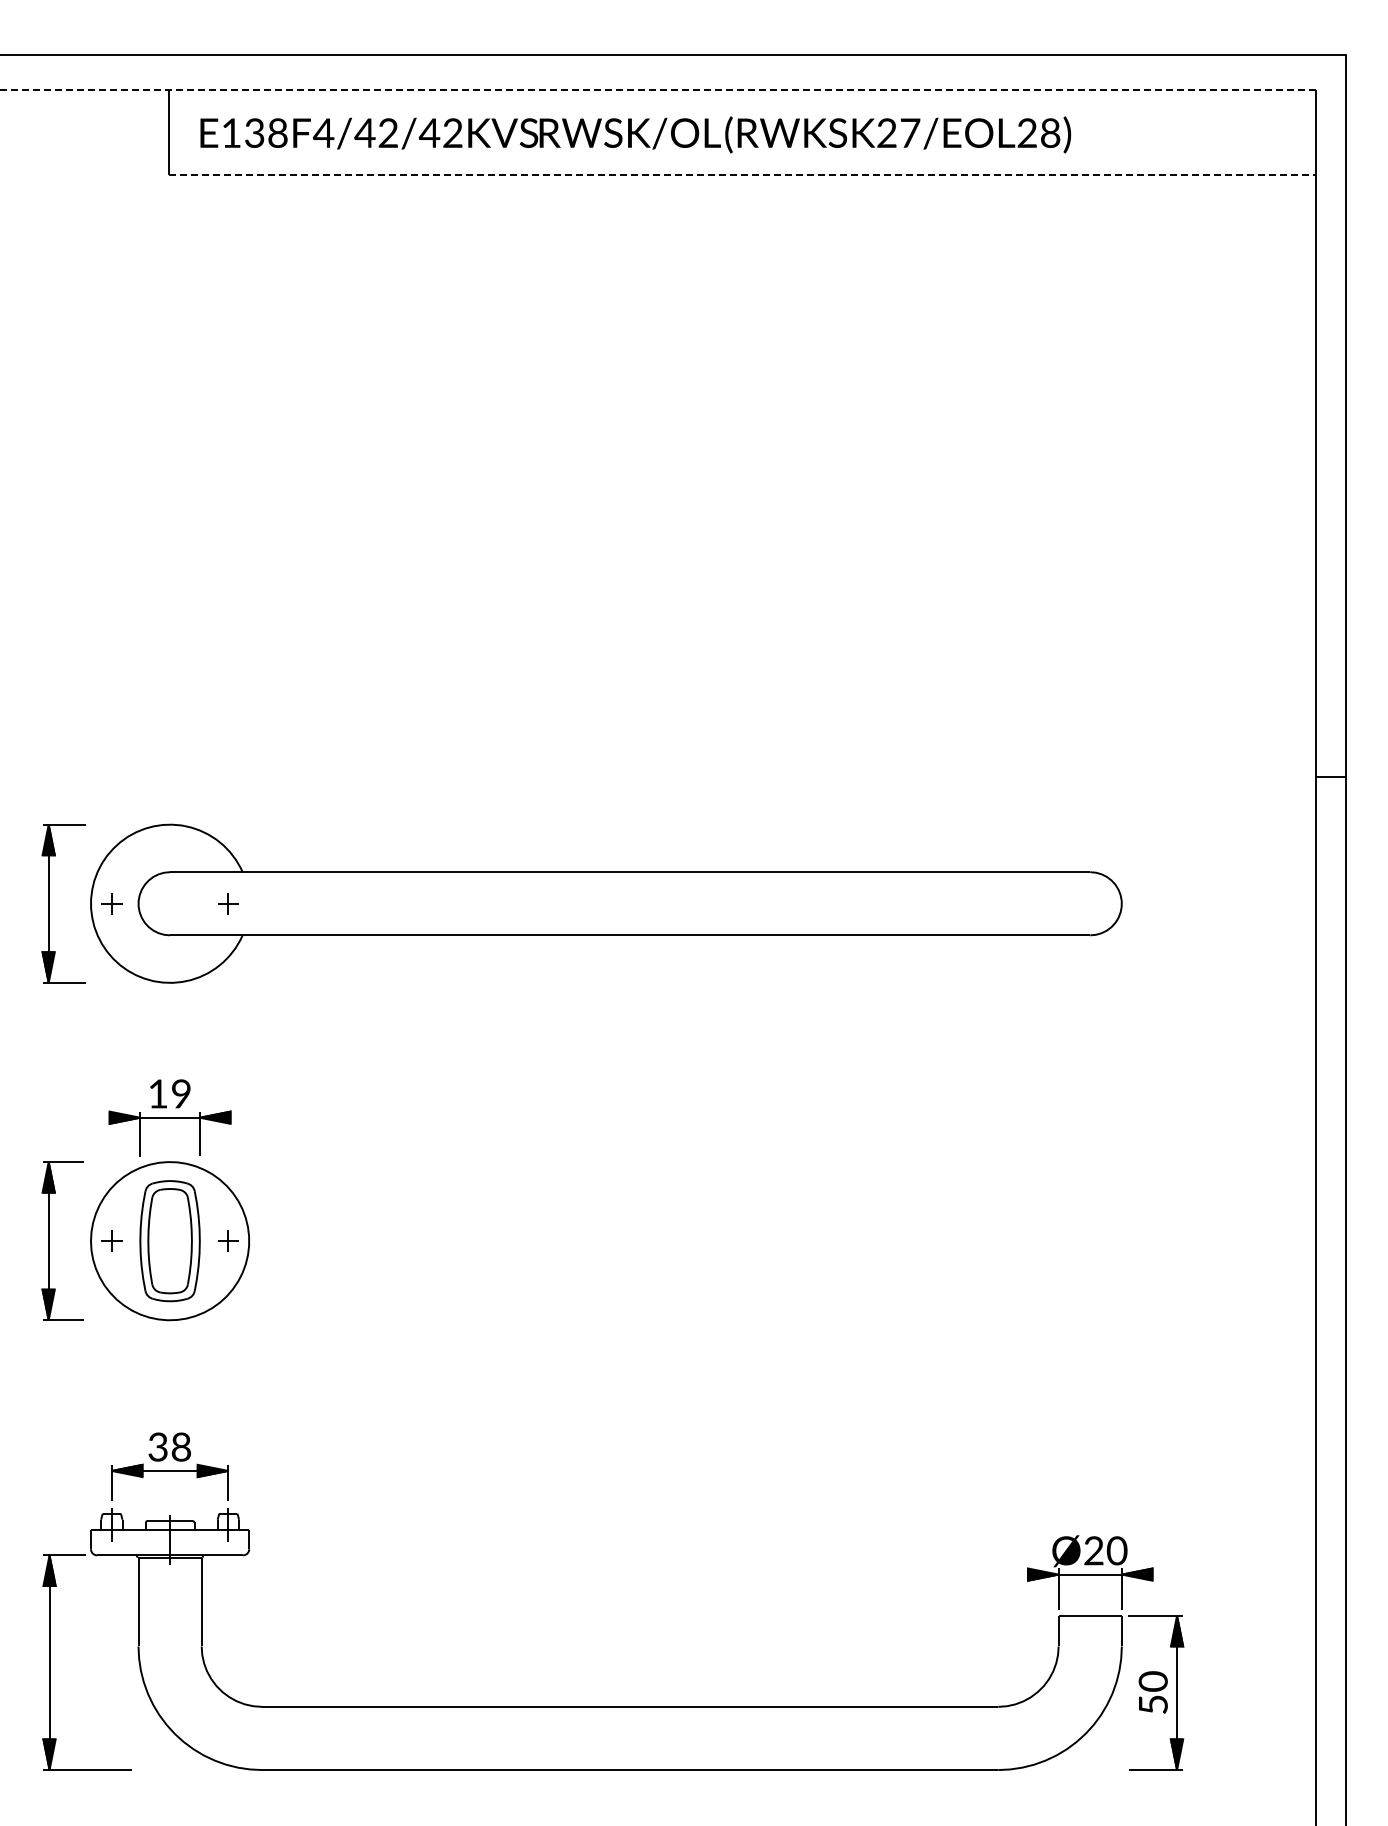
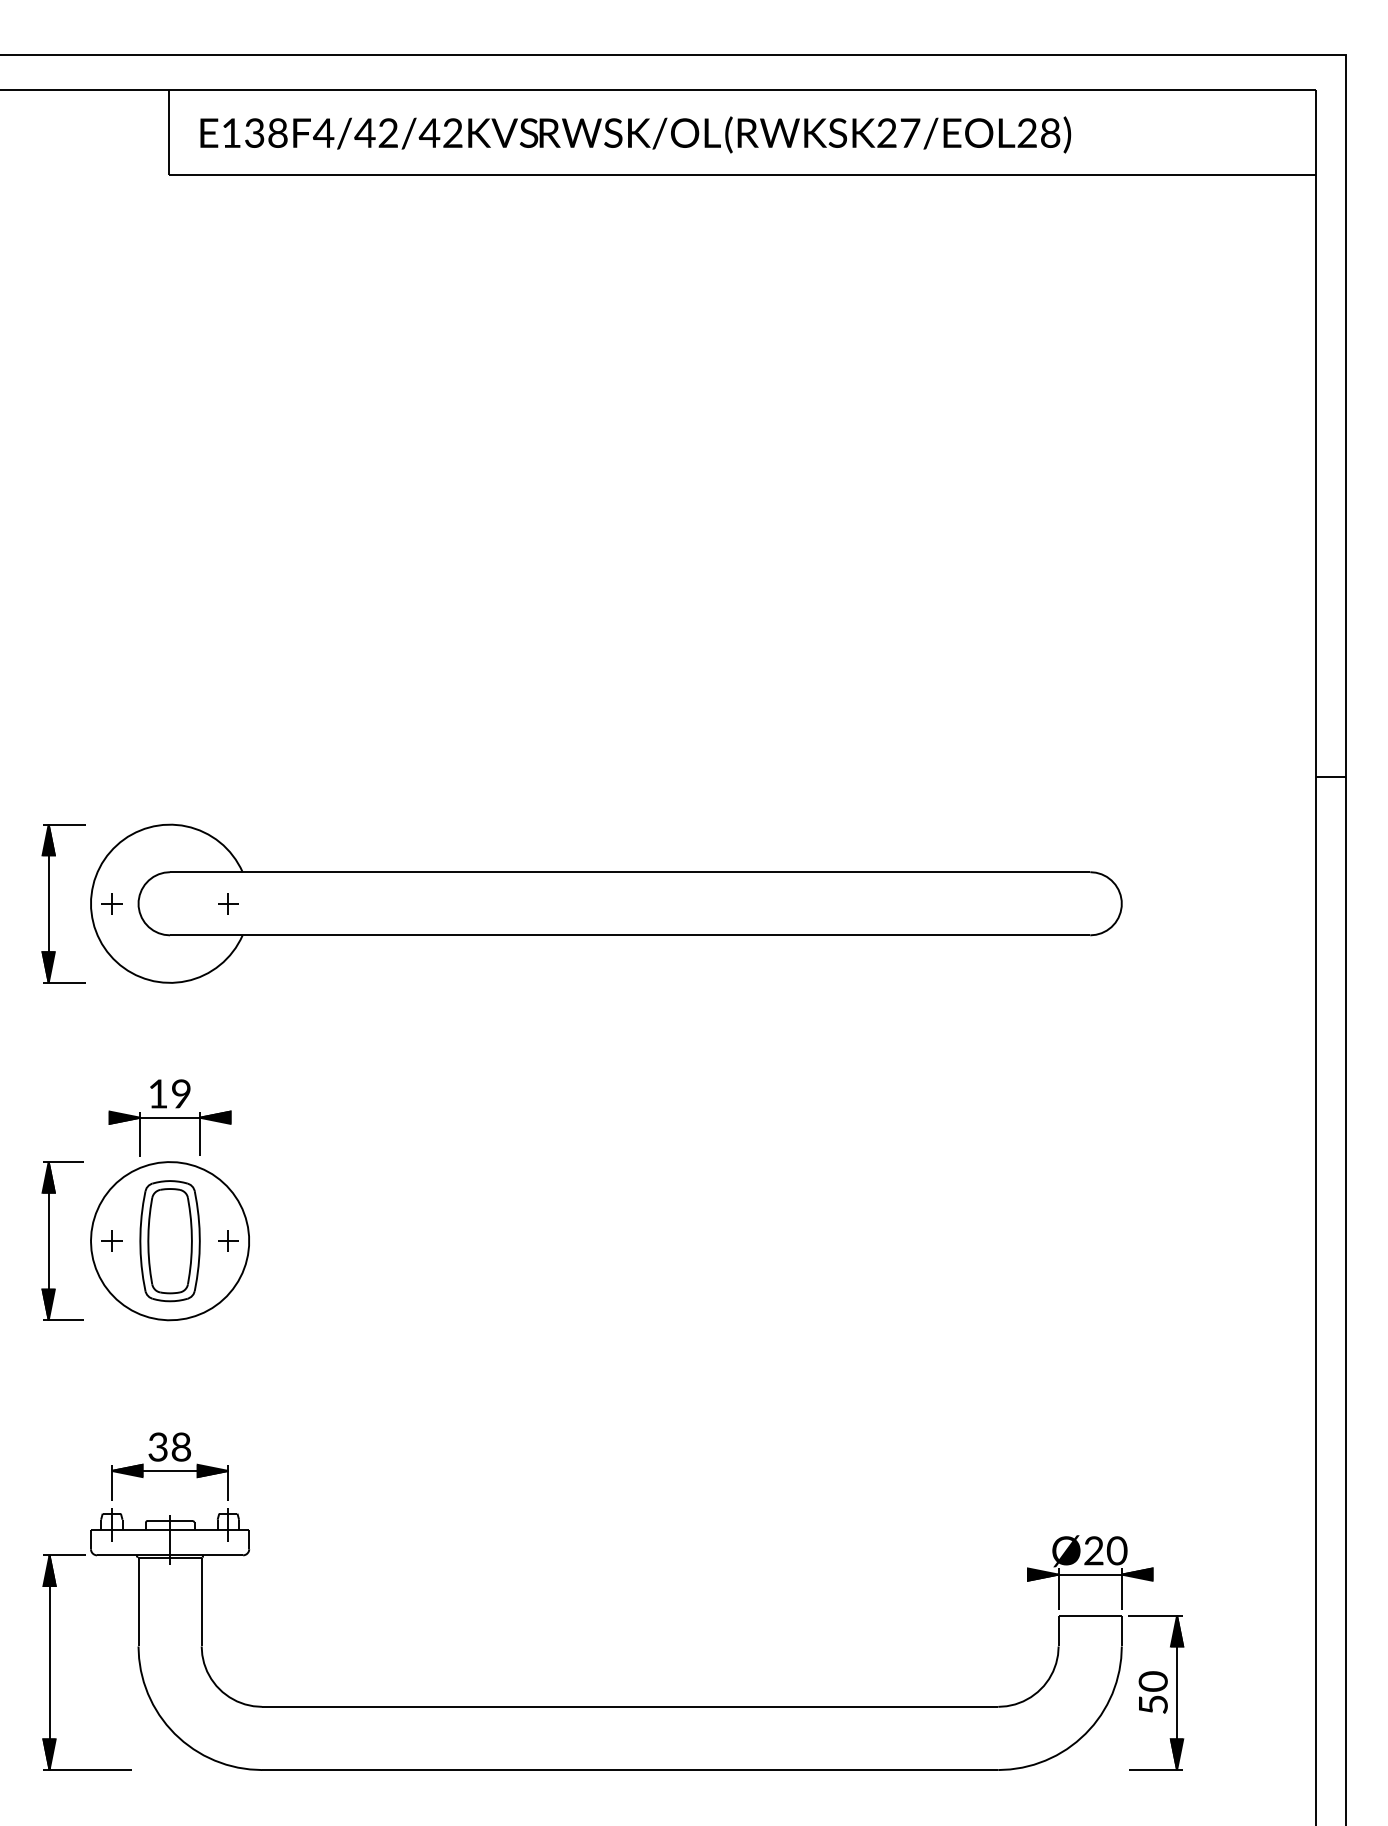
line: dashed -> solid (657, 90)
line: dashed -> solid (742, 175)
